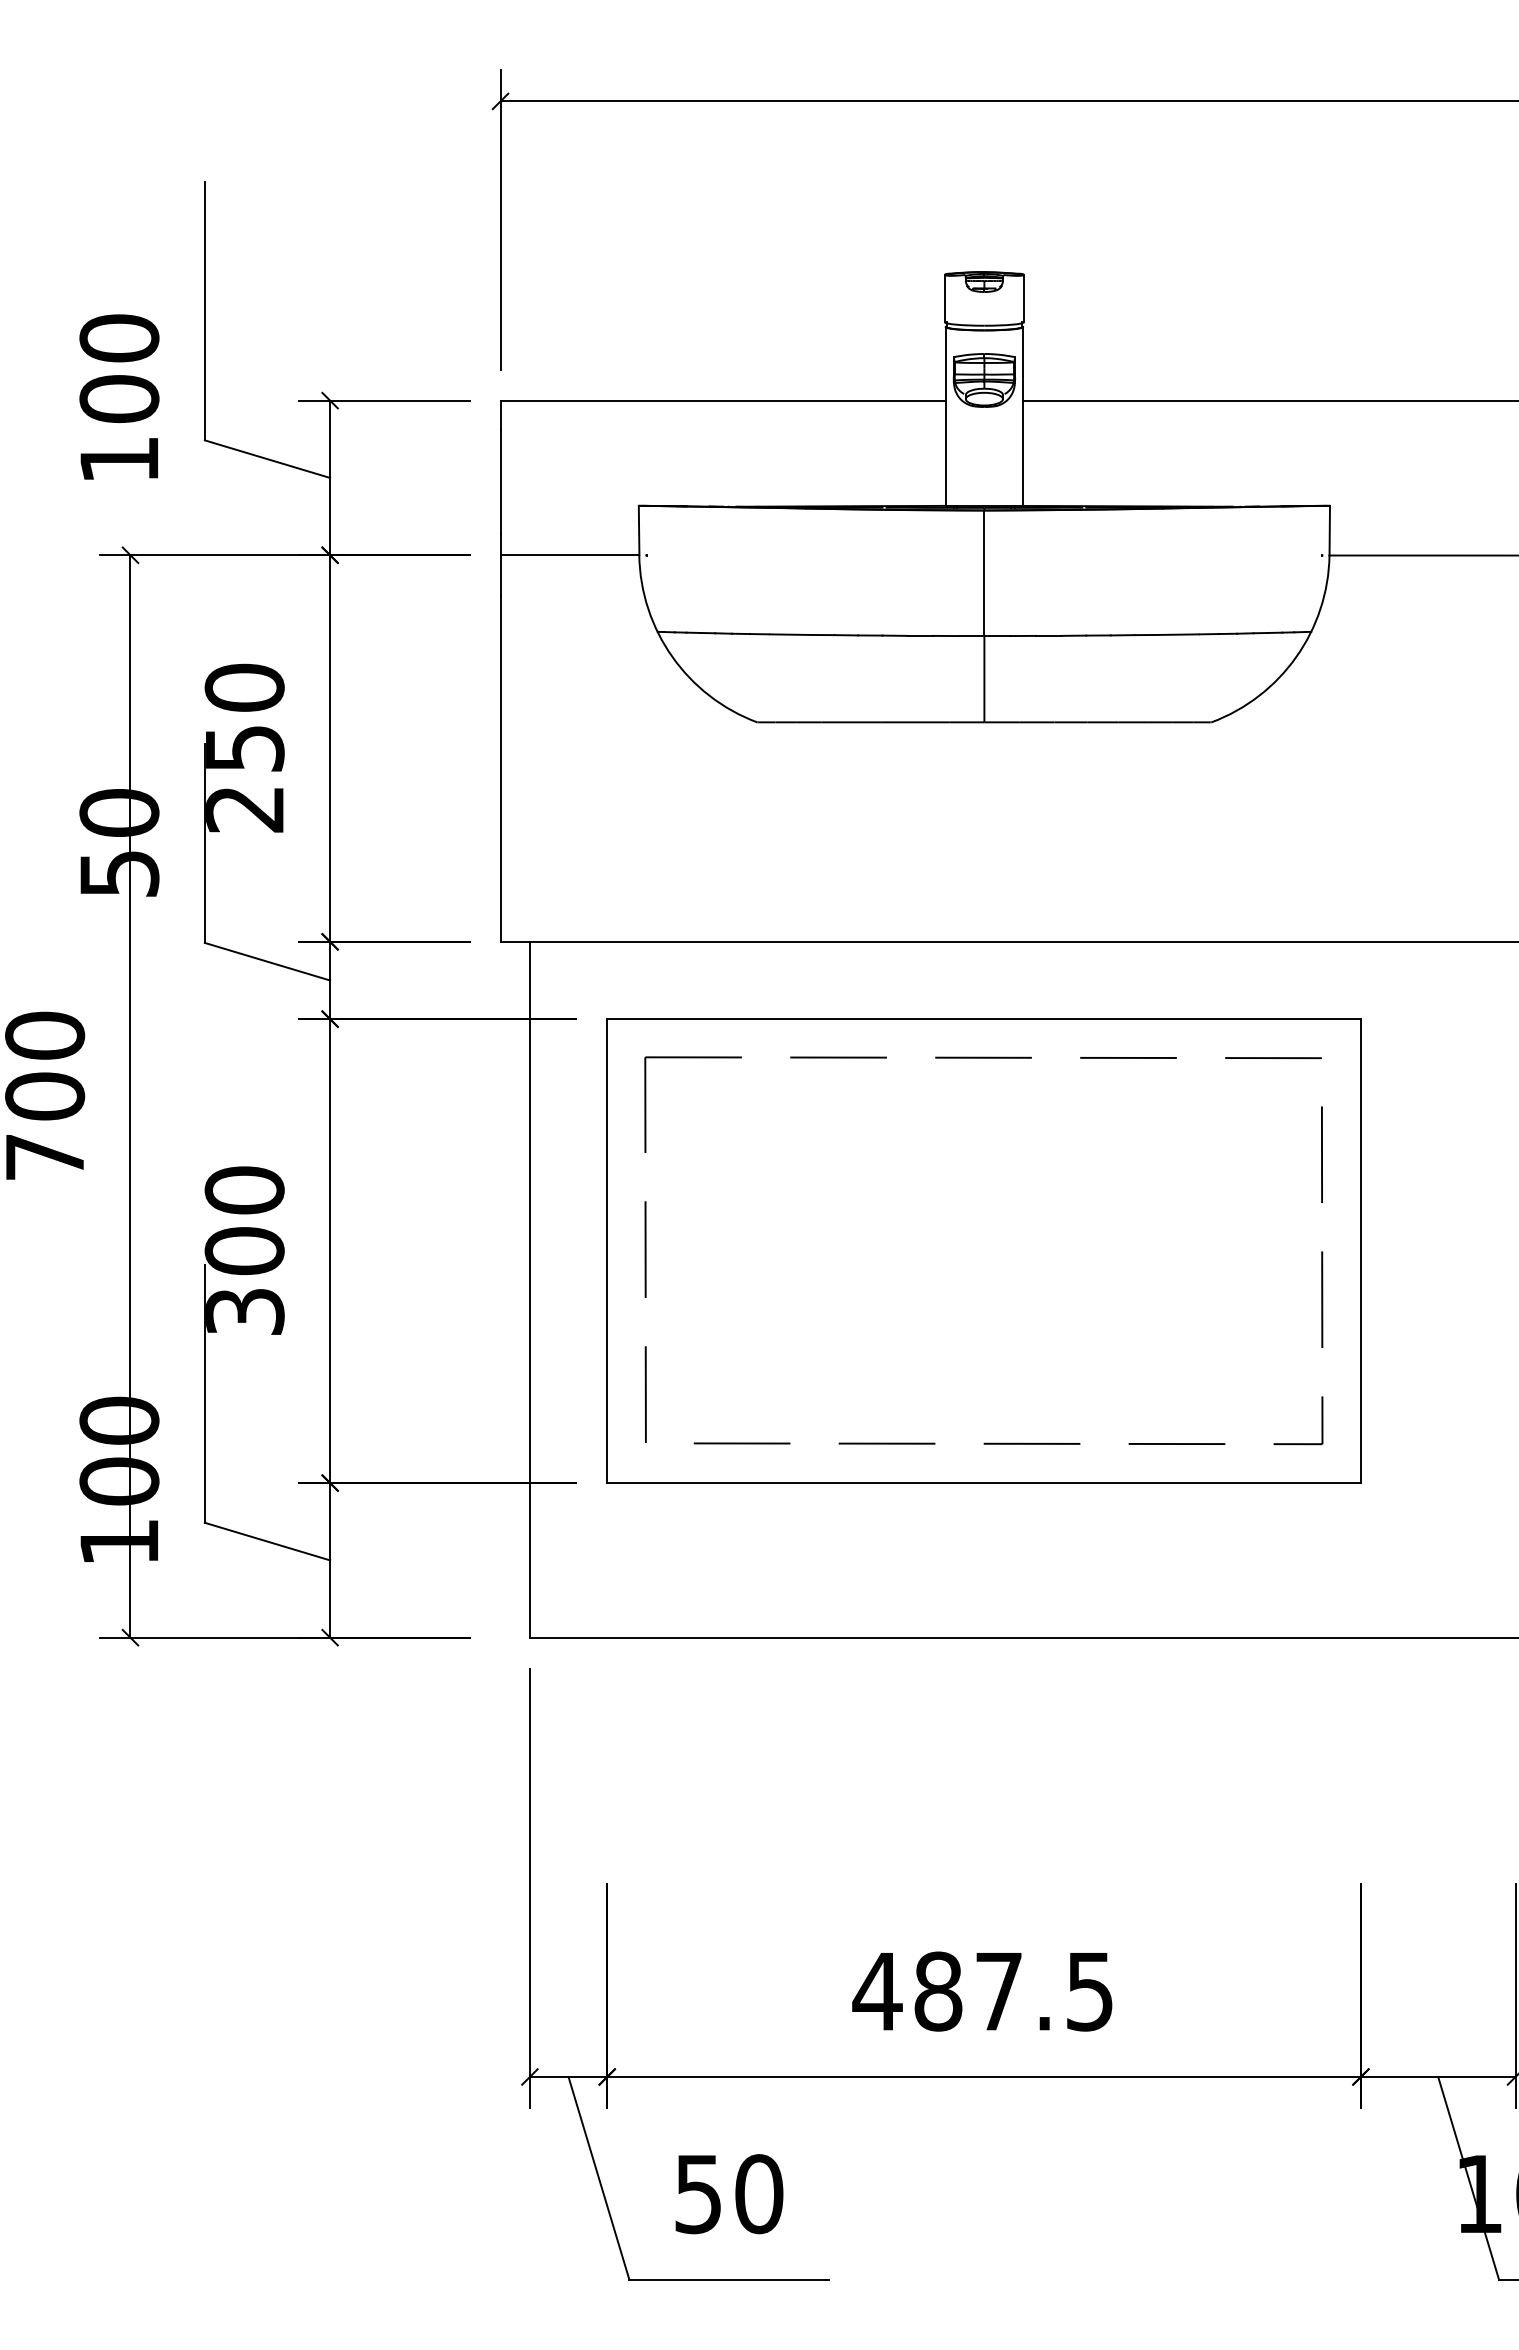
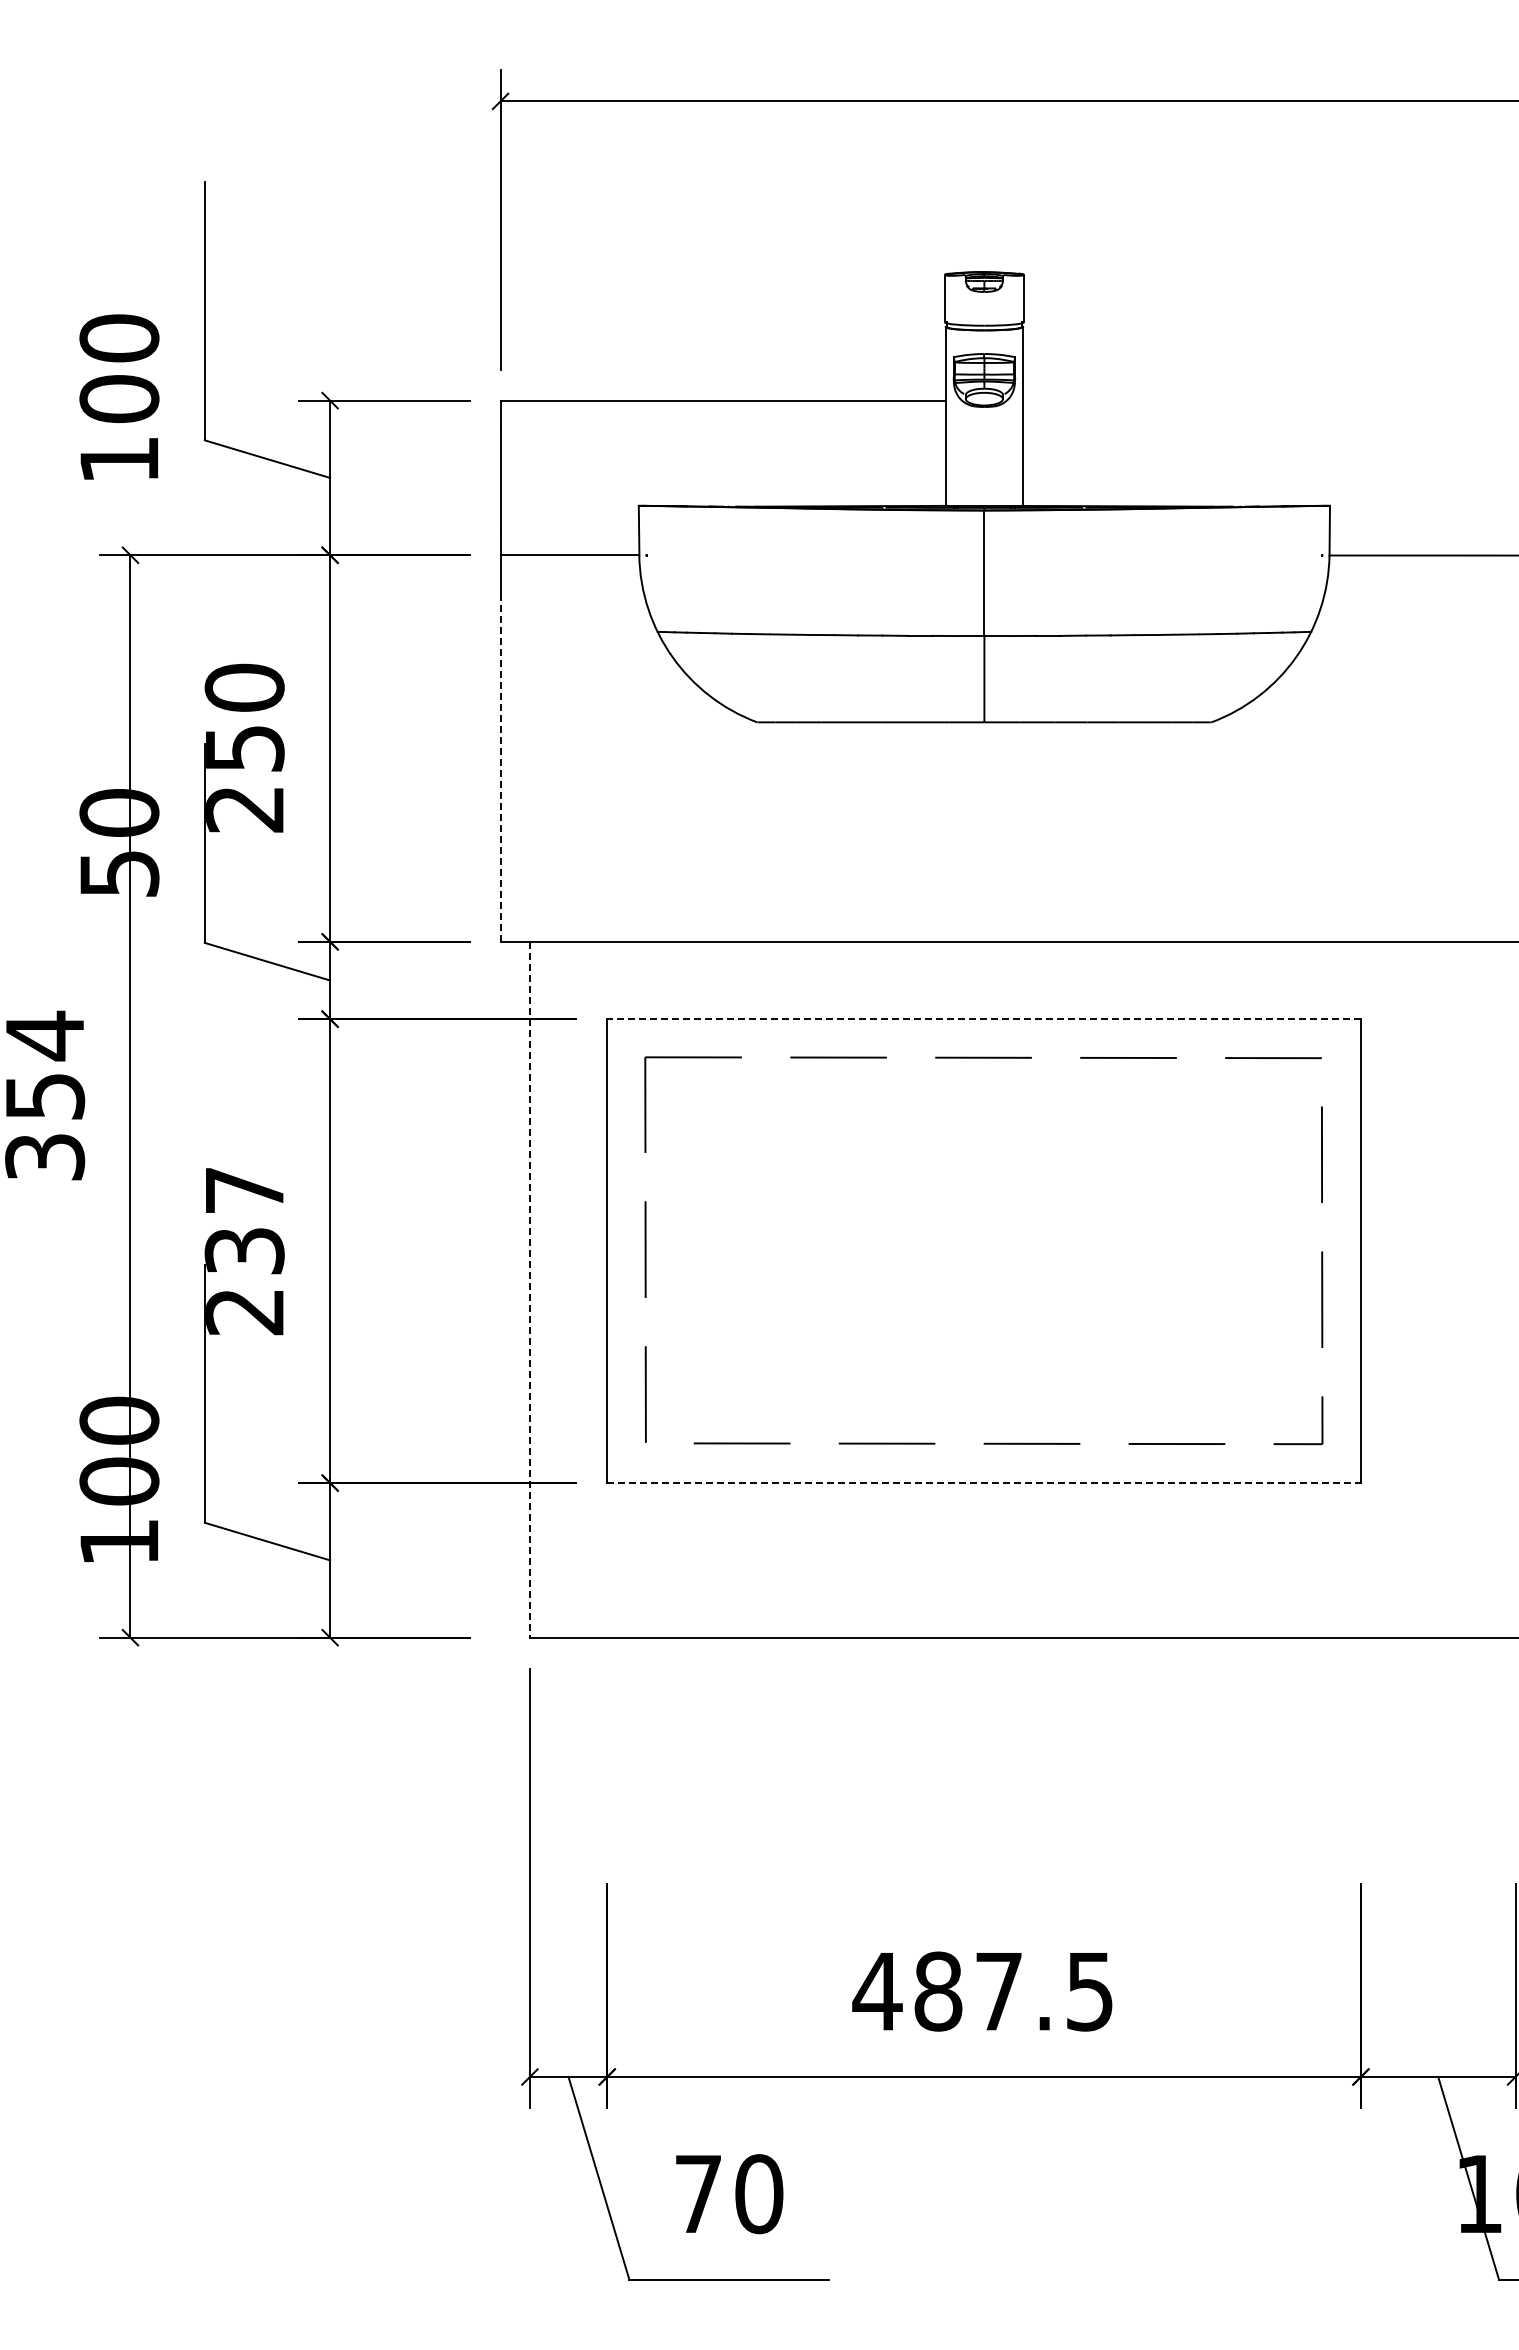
line: present -> none (1268, 400)
line: solid -> dashed (500, 768)
line: solid -> dashed (984, 1019)
text: 700 -> 354 (45, 1095)
text: 300 -> 237 (244, 1250)
line: solid -> dashed (529, 1289)
line: solid -> dashed (984, 1483)
text: 50 -> 70 (697, 2194)
